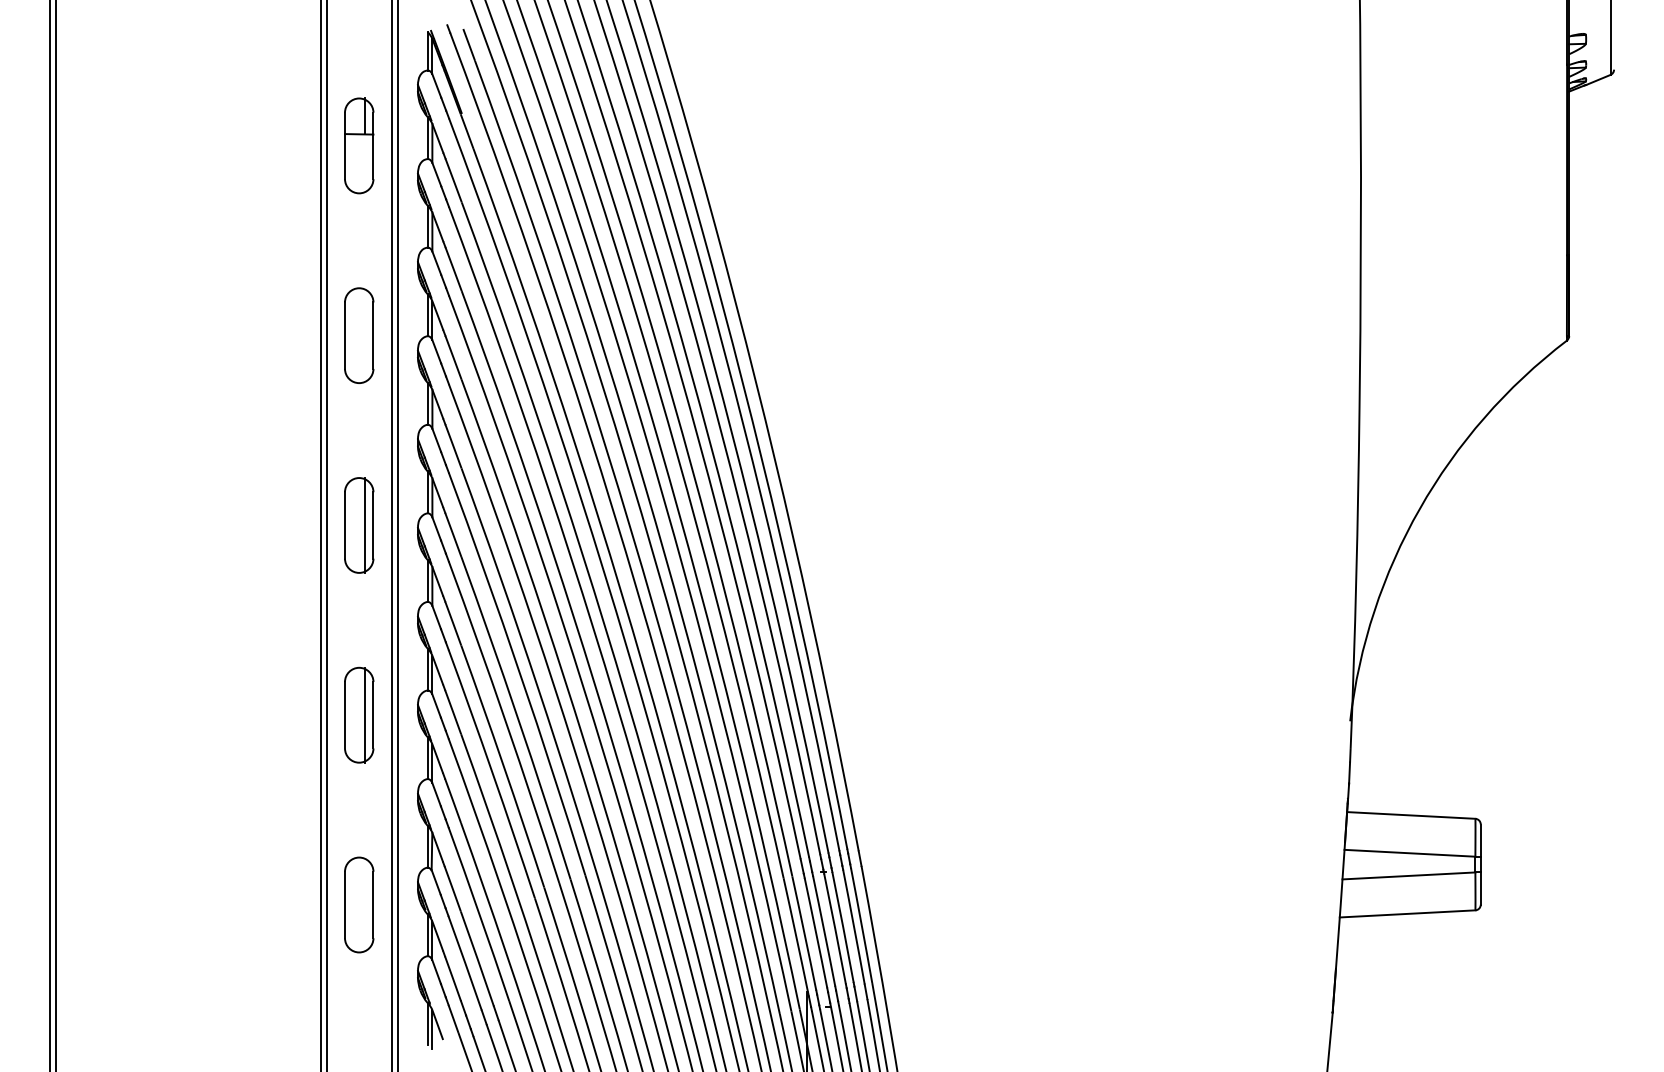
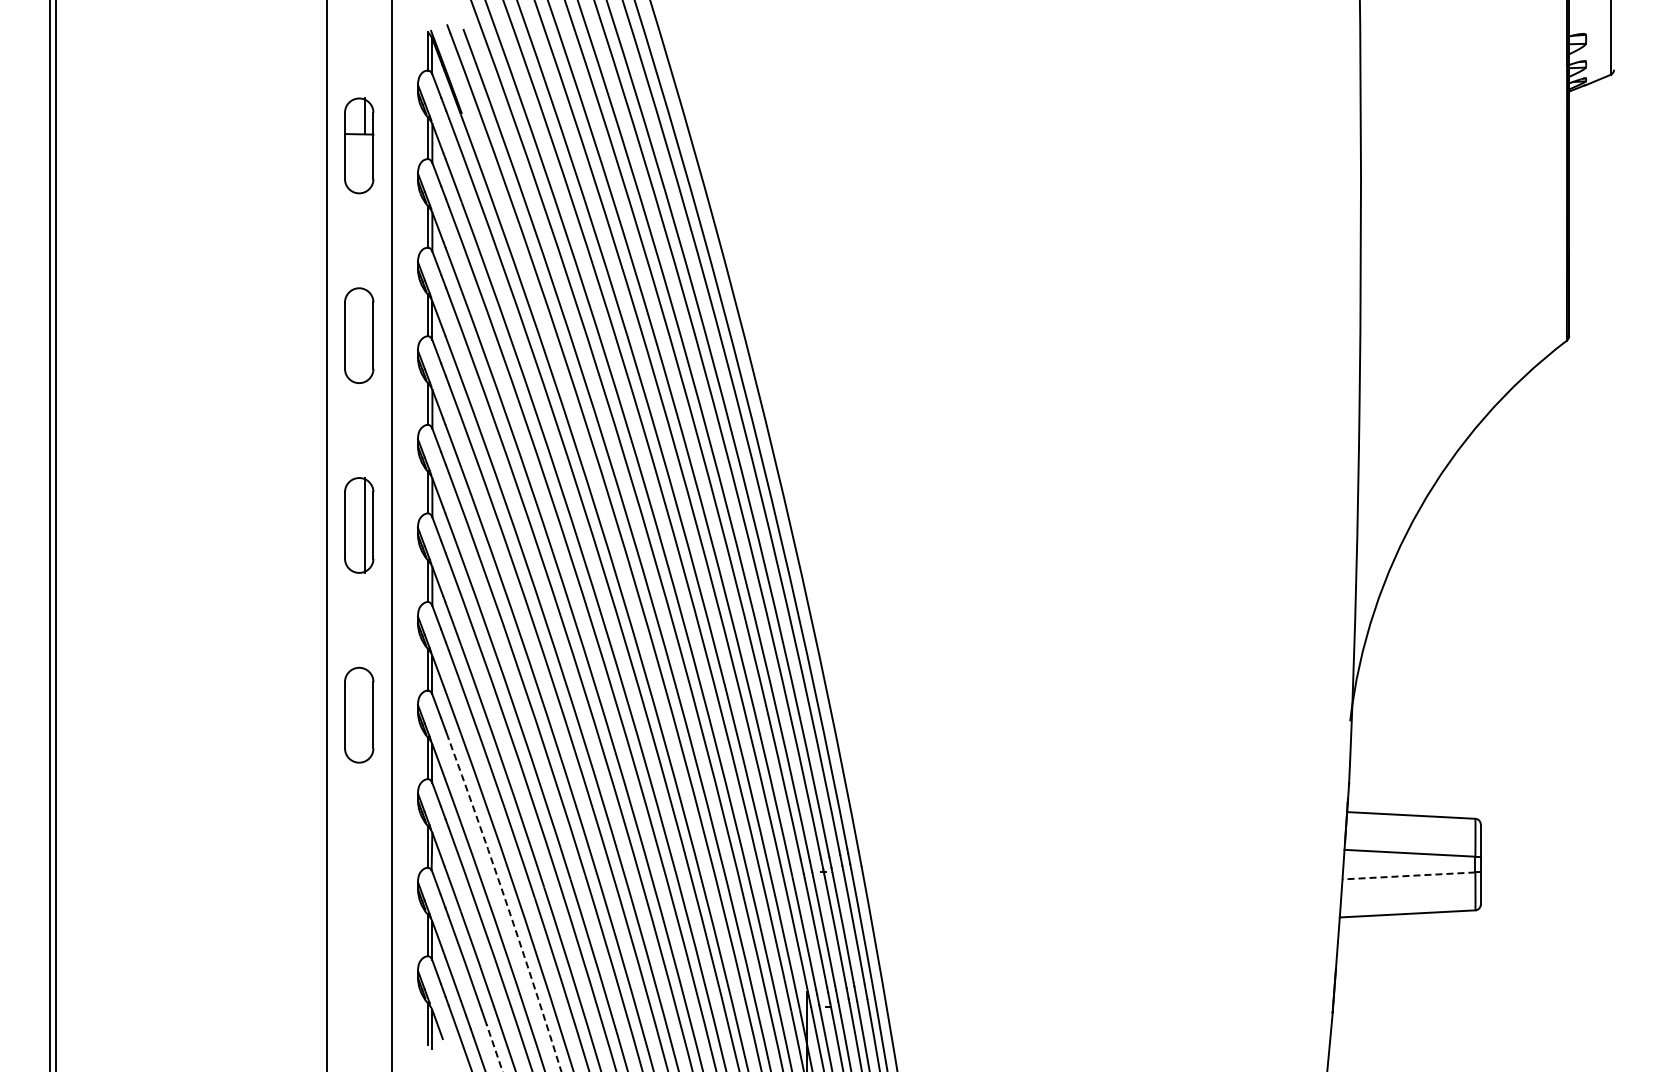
line: present -> none (321, 535)
line: present -> none (397, 535)
line: present -> none (364, 714)
line: solid -> dashed (1408, 875)
part: present -> none (359, 904)
arc: solid -> dashed (506, 904)
arc: solid -> dashed (494, 1047)
